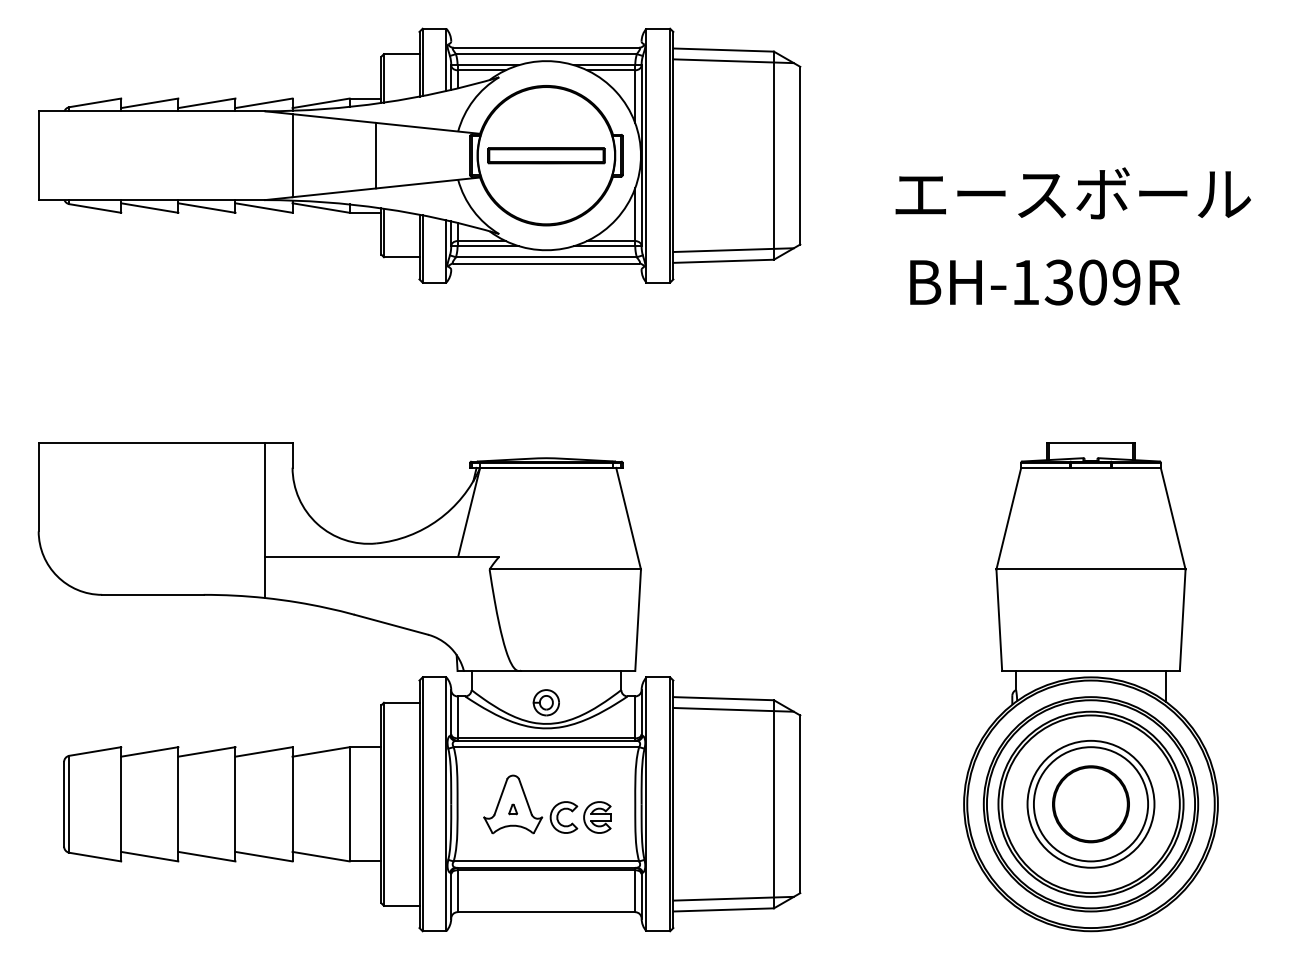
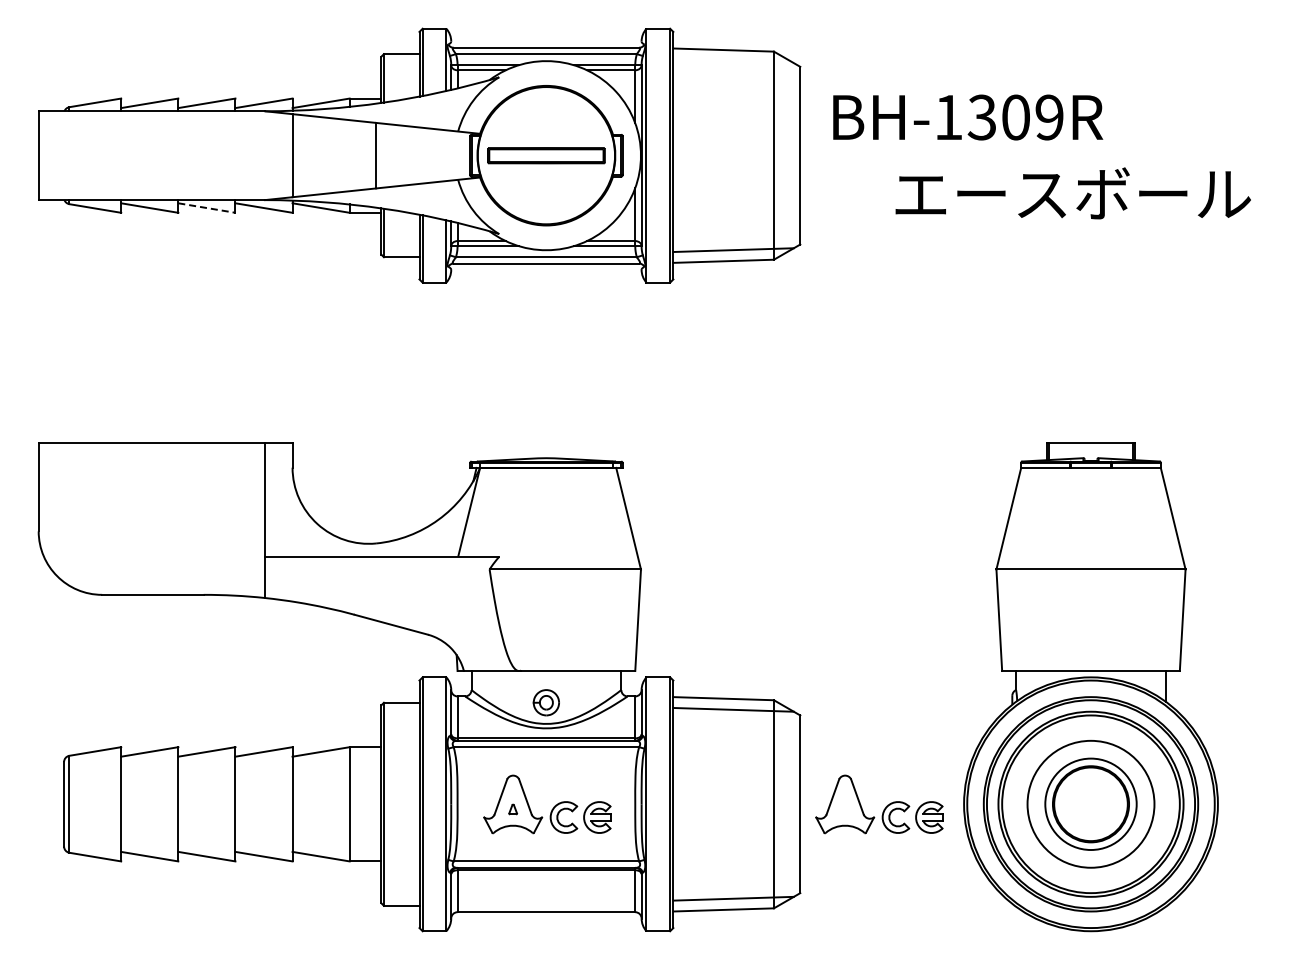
line: present -> none (733, 61)
line: solid -> dashed (206, 208)
text position: (1045, 282) -> (968, 117) (968, 117)
circle diameter: 114 px -> 91 px (1090, 804)
part: none -> present (885, 806)
